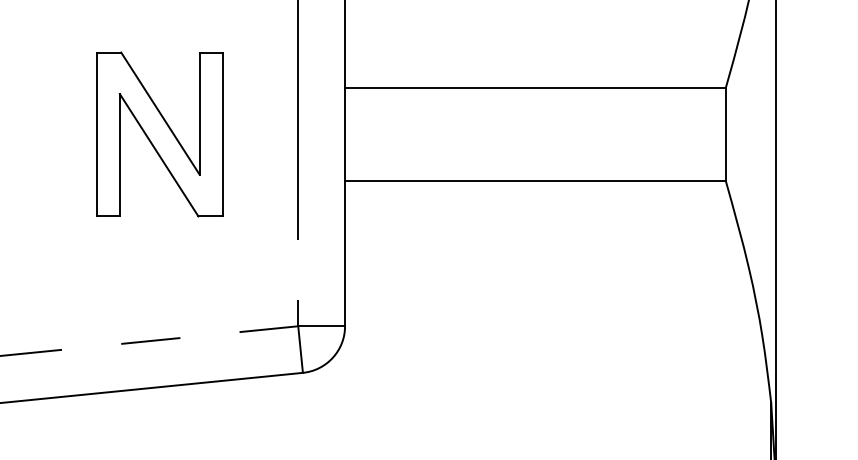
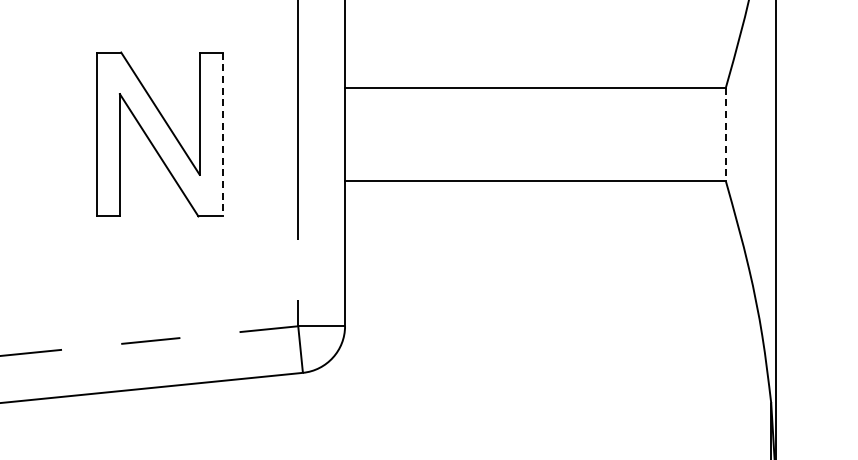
line: solid -> dashed (222, 134)
line: solid -> dashed (725, 134)
